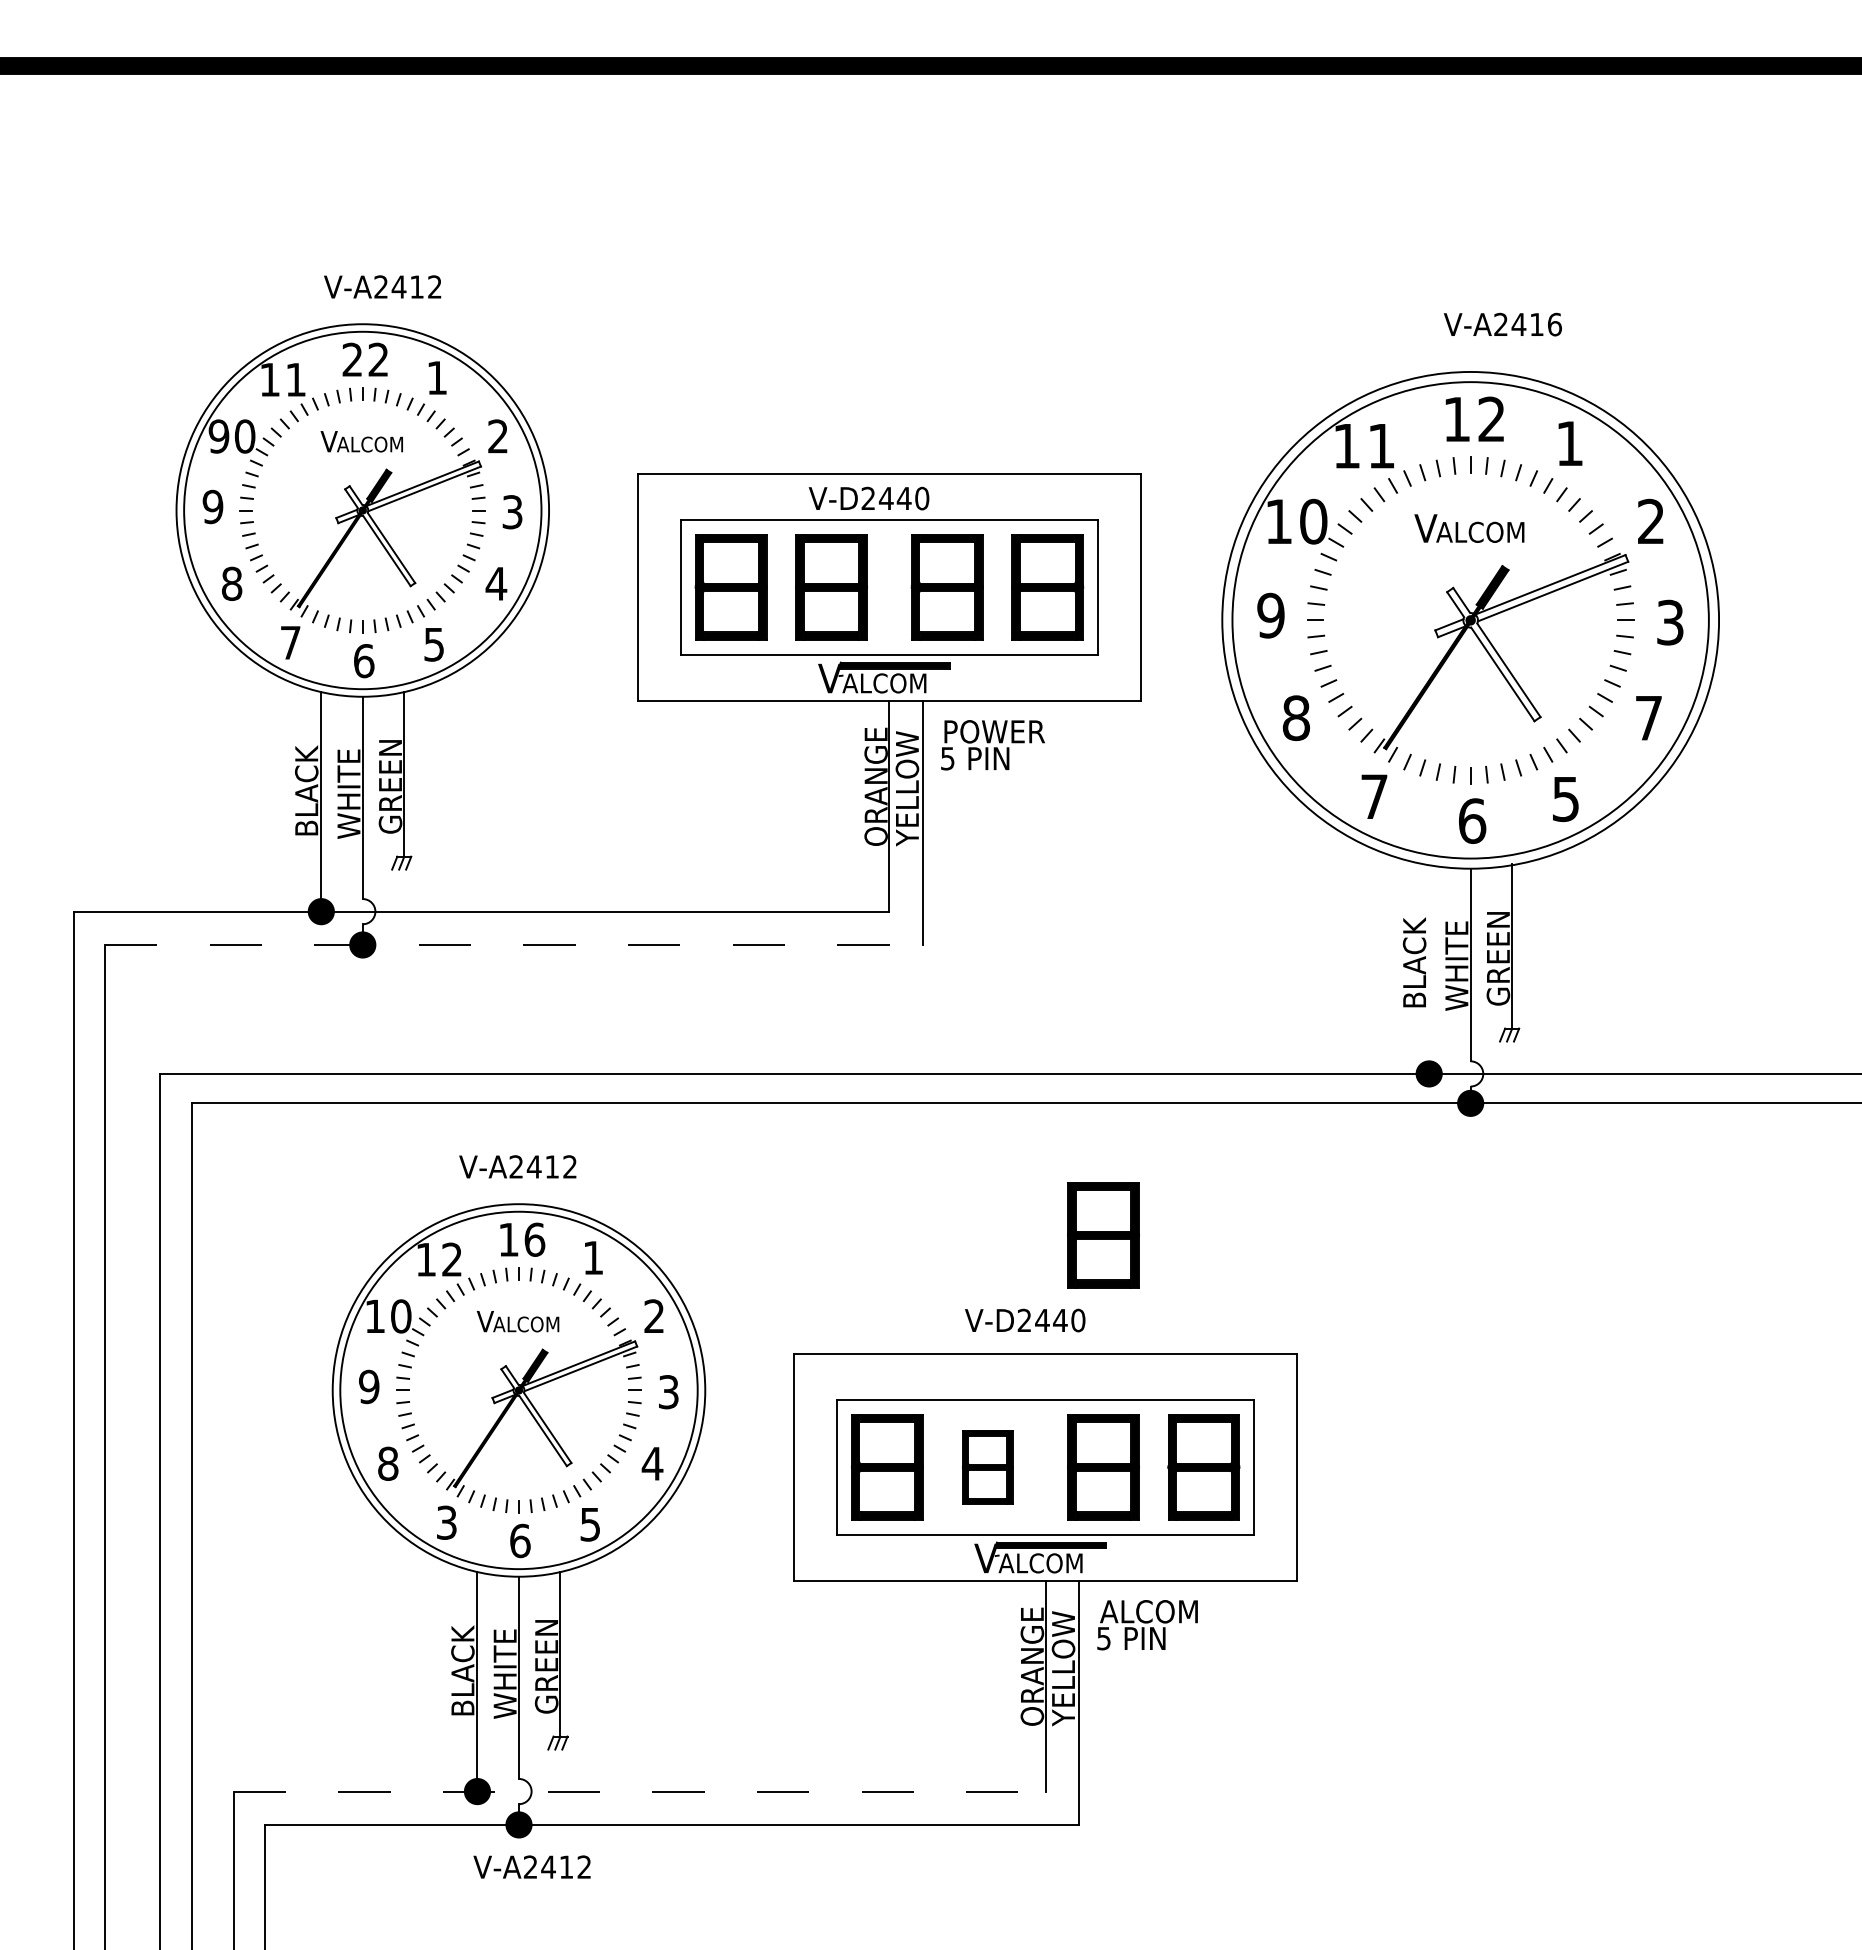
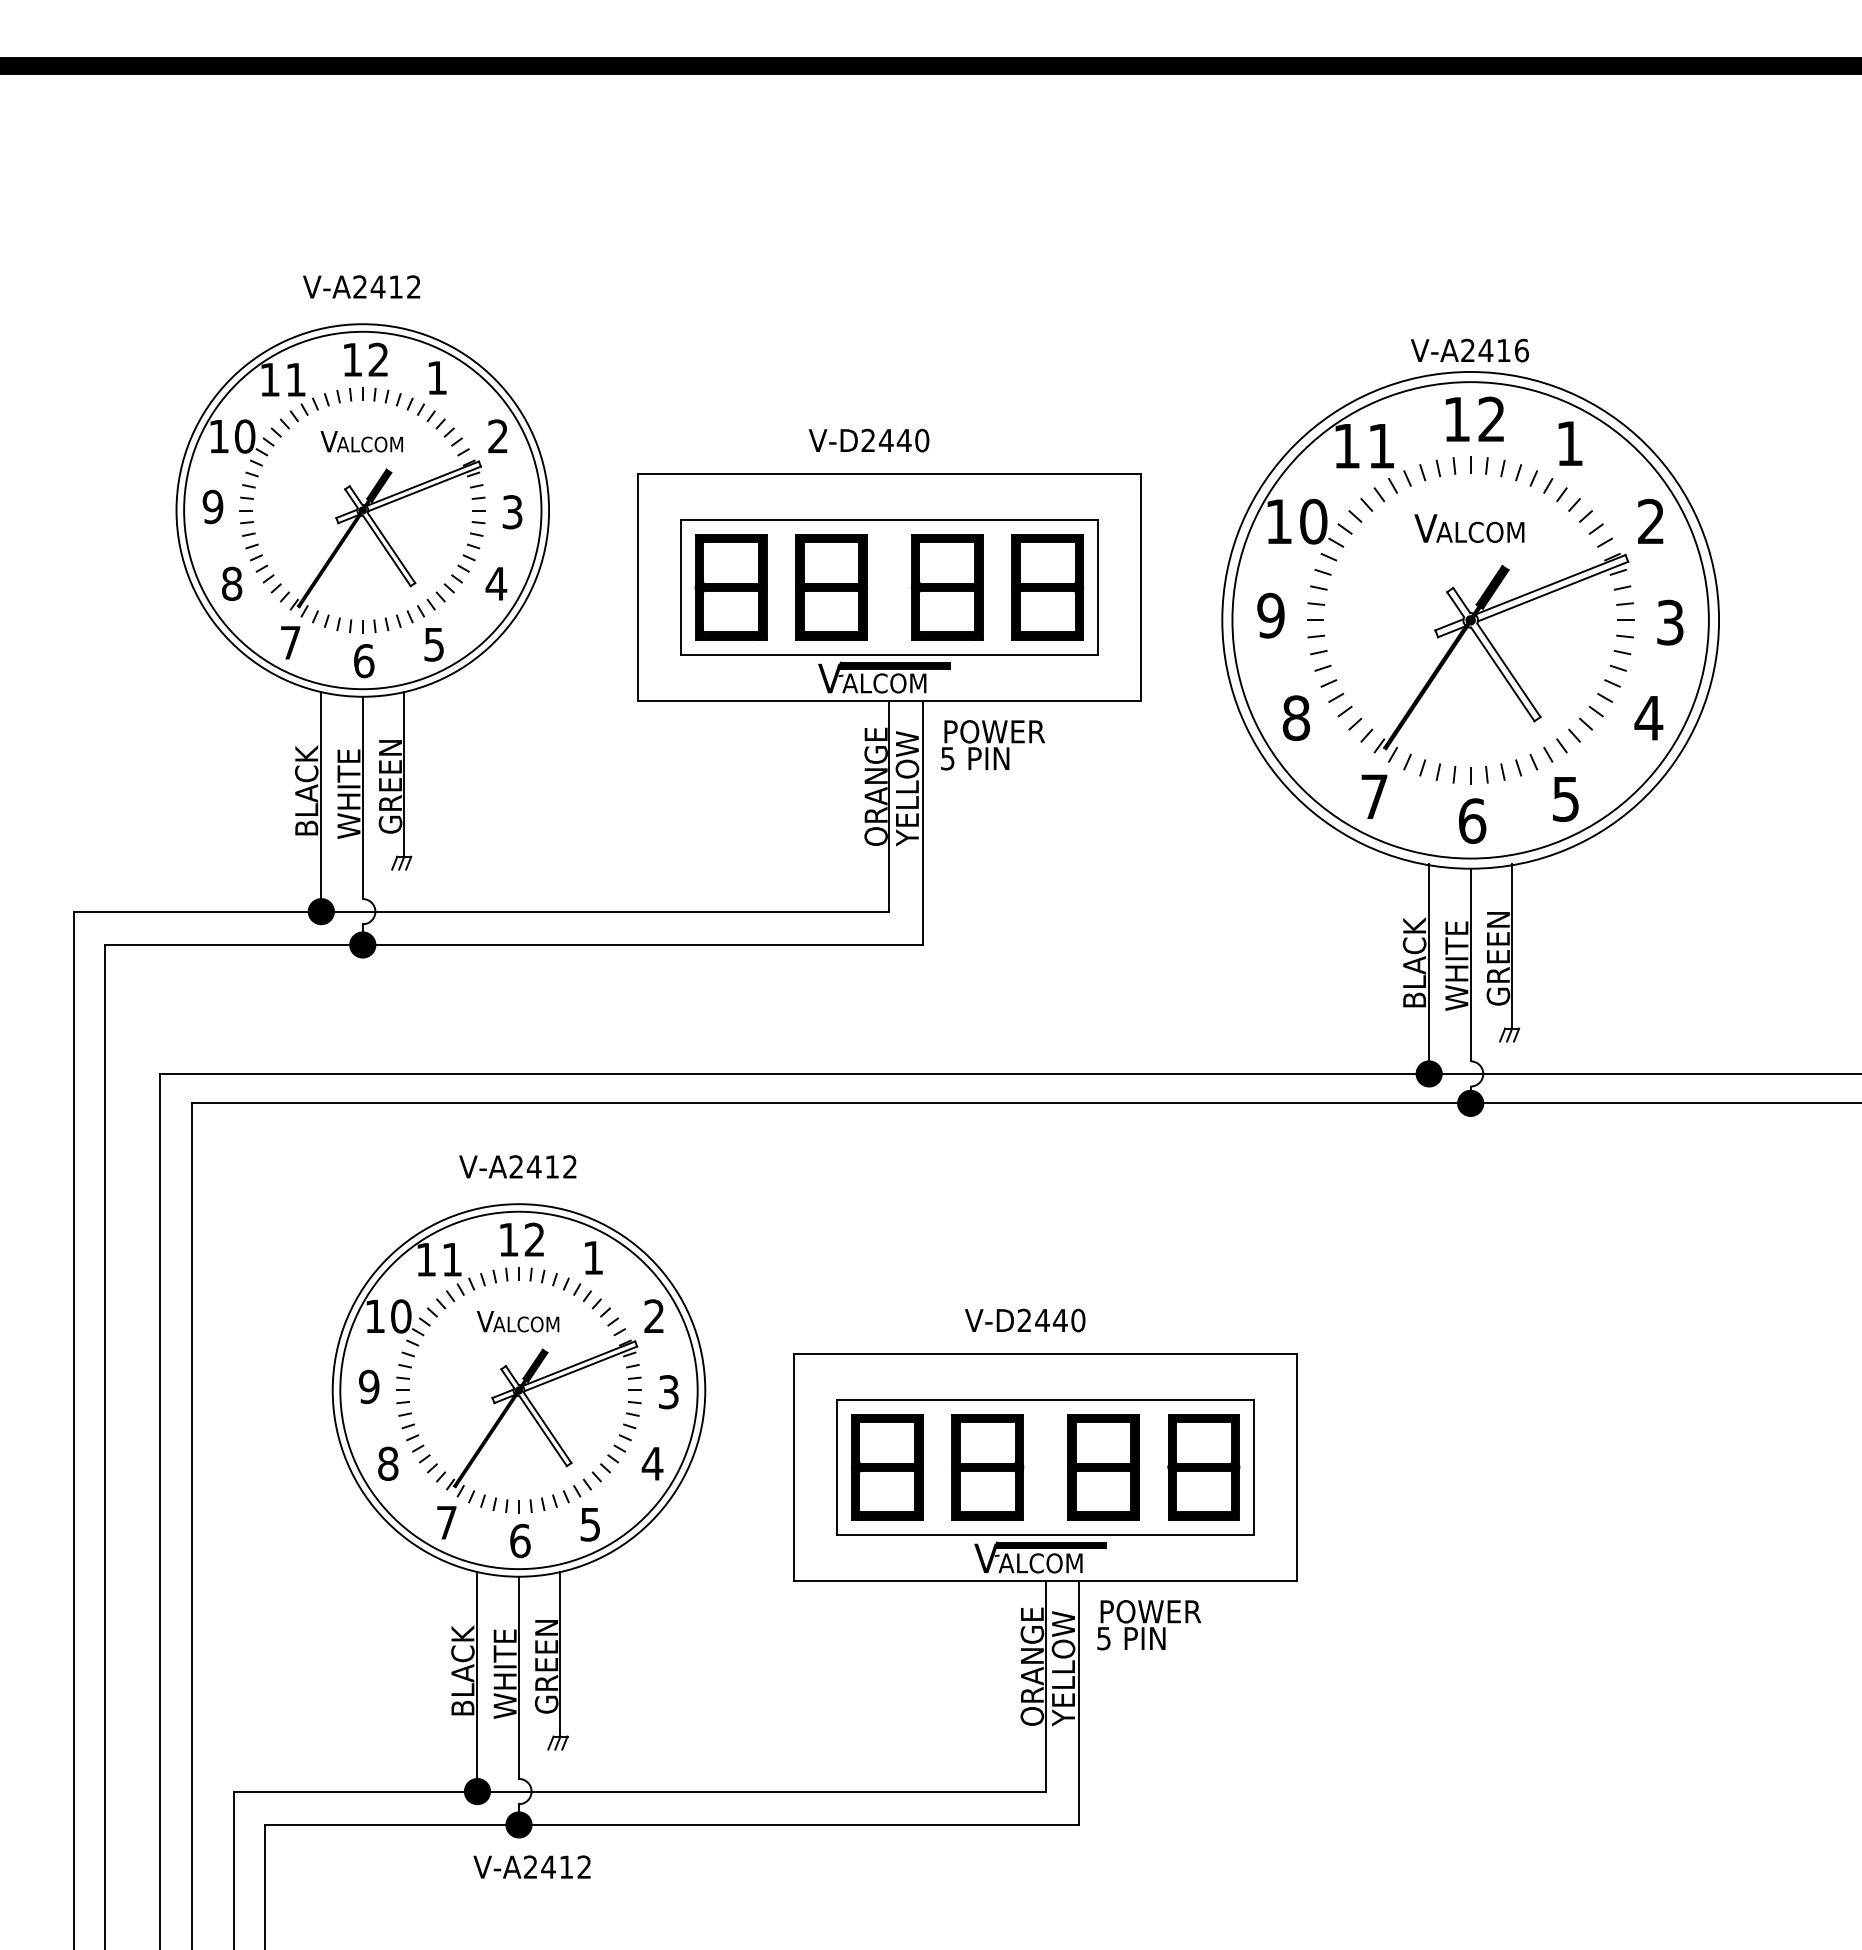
text position: (382, 286) -> (361, 286) (361, 286)
text position: (1502, 324) -> (1469, 350) (1469, 350)
text: 22 -> 12 (351, 359)
text: 90 -> 10 (218, 436)
text position: (868, 498) -> (868, 440) (868, 440)
text: 7 -> 4 (1648, 718)
line: dashed -> solid (513, 944)
line: none -> present (1429, 967)
part: present -> none (1103, 1235)
text: 16 -> 12 (534, 1239)
text: 12 -> 11 (451, 1259)
part size: 52x75 px -> 74x107 px (987, 1467)
text: 3 -> 7 (446, 1522)
text: ALCOM -> POWER (1150, 1611)
line: dashed -> solid (639, 1791)
